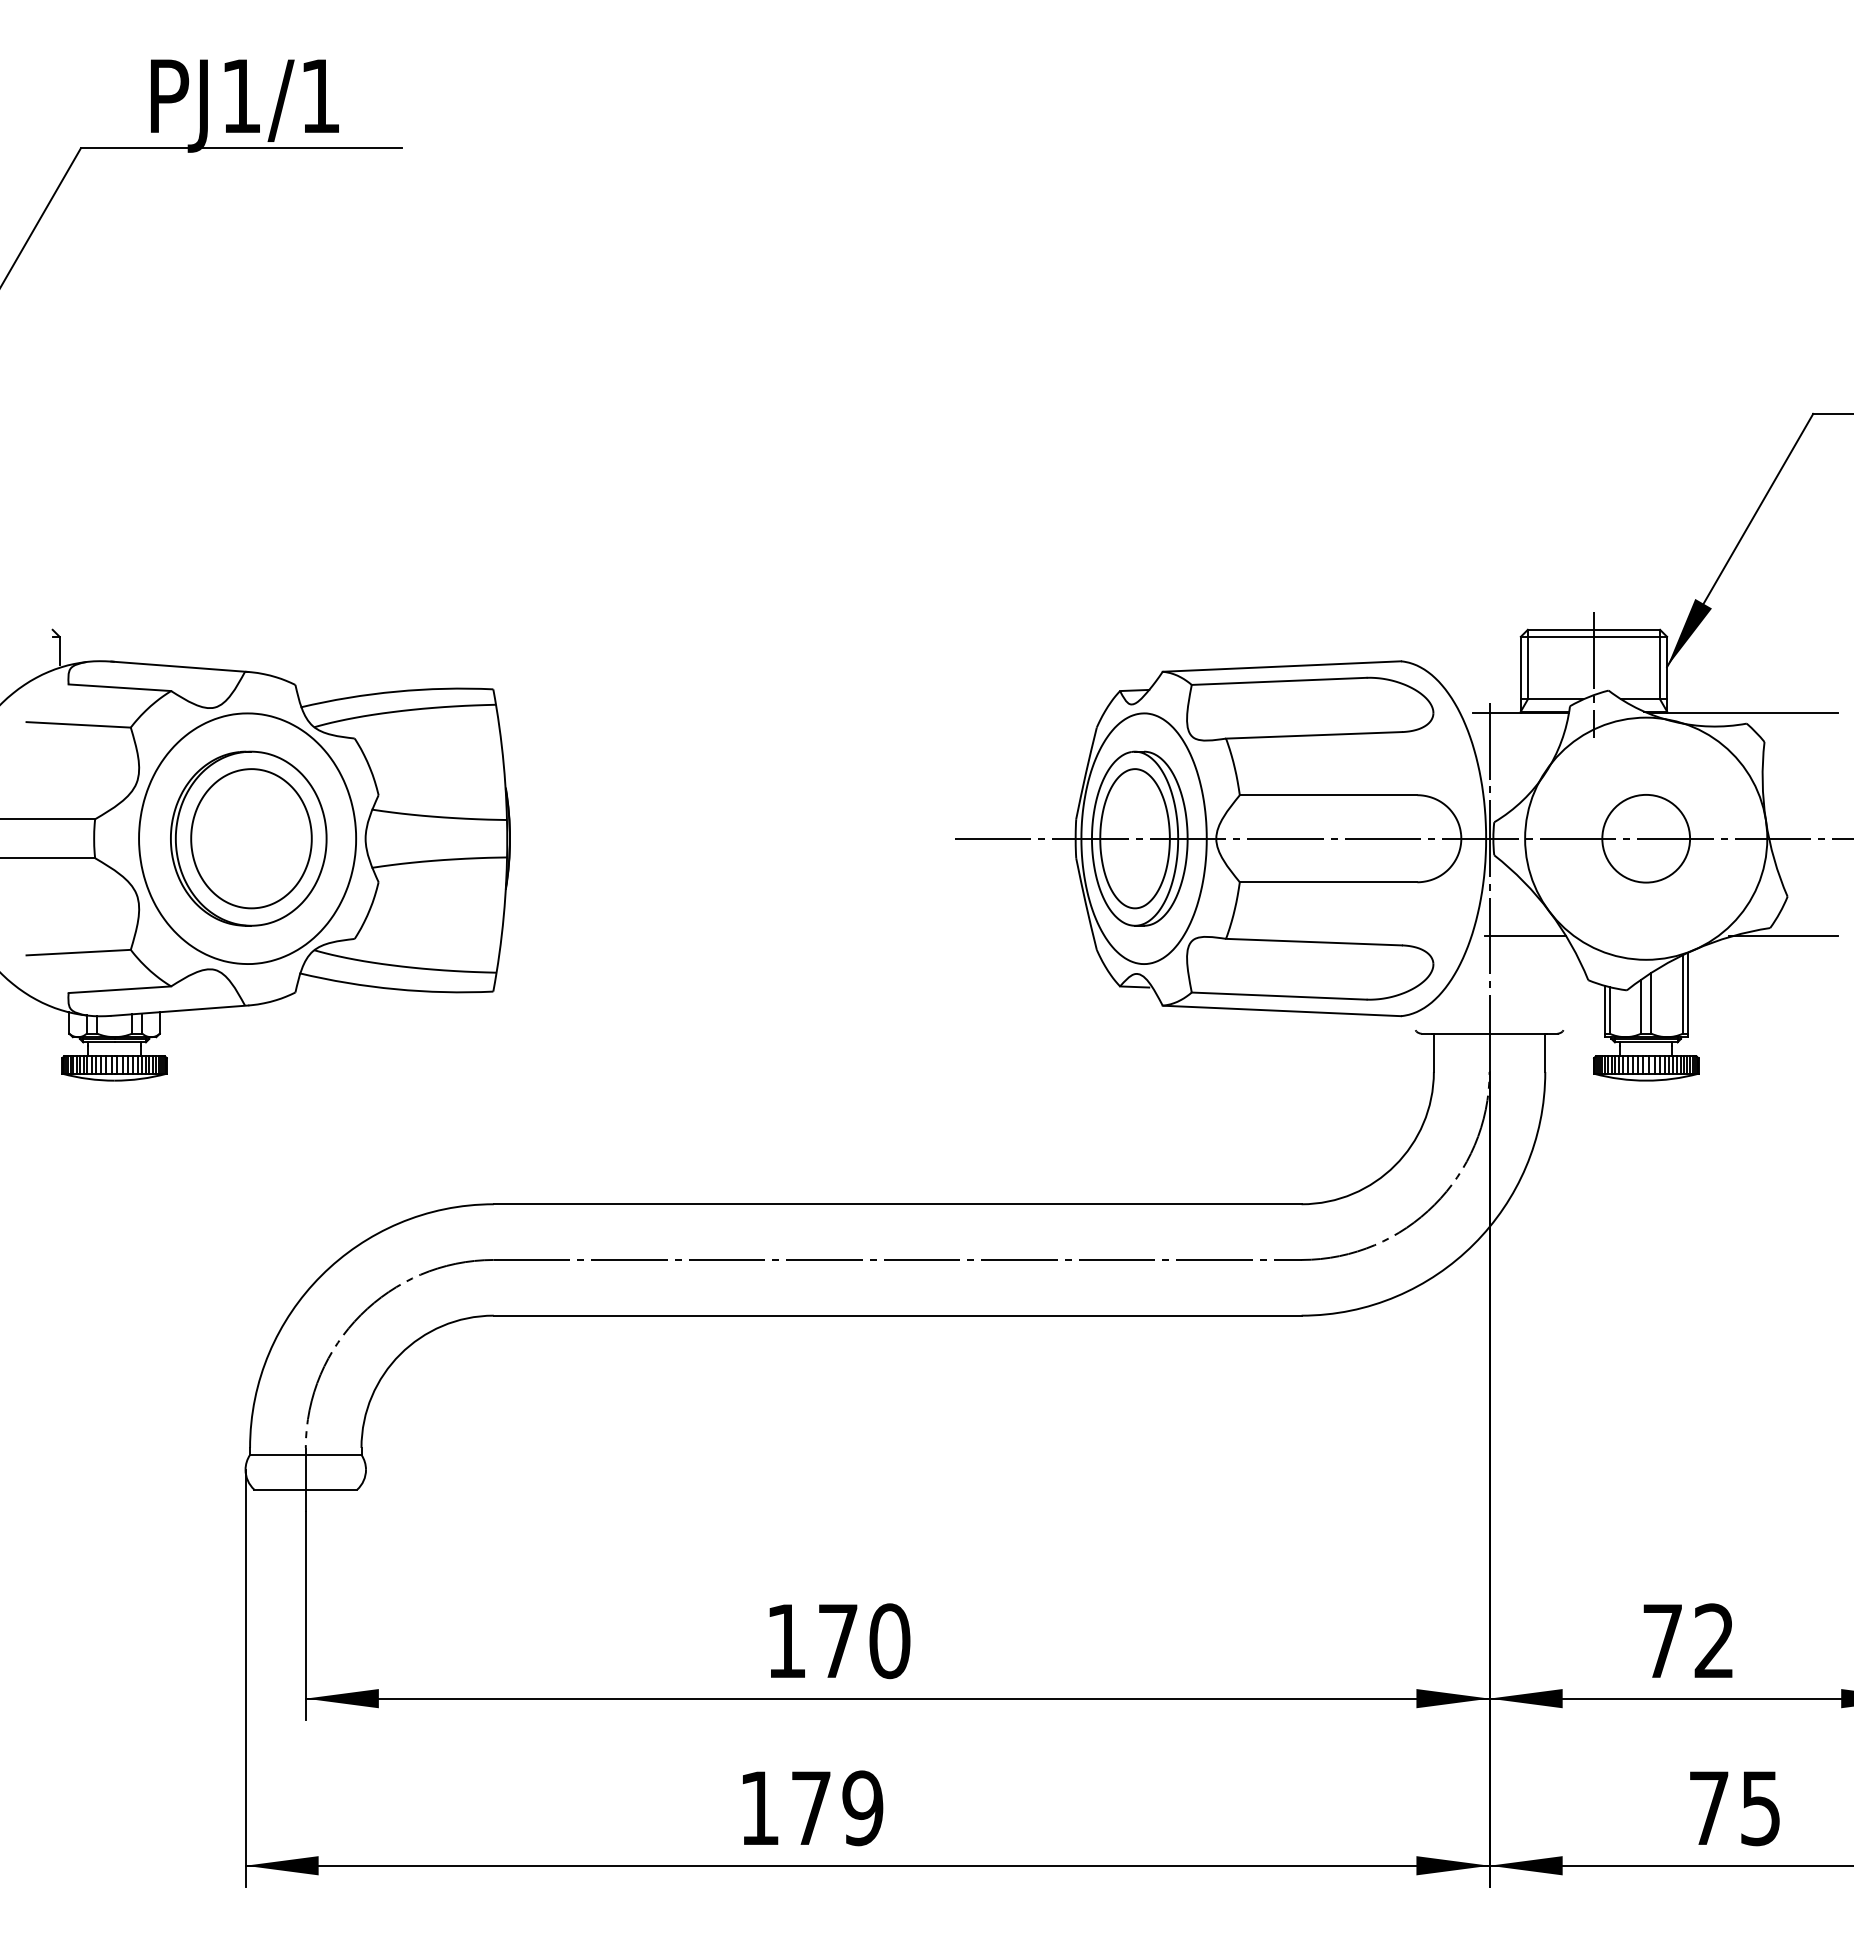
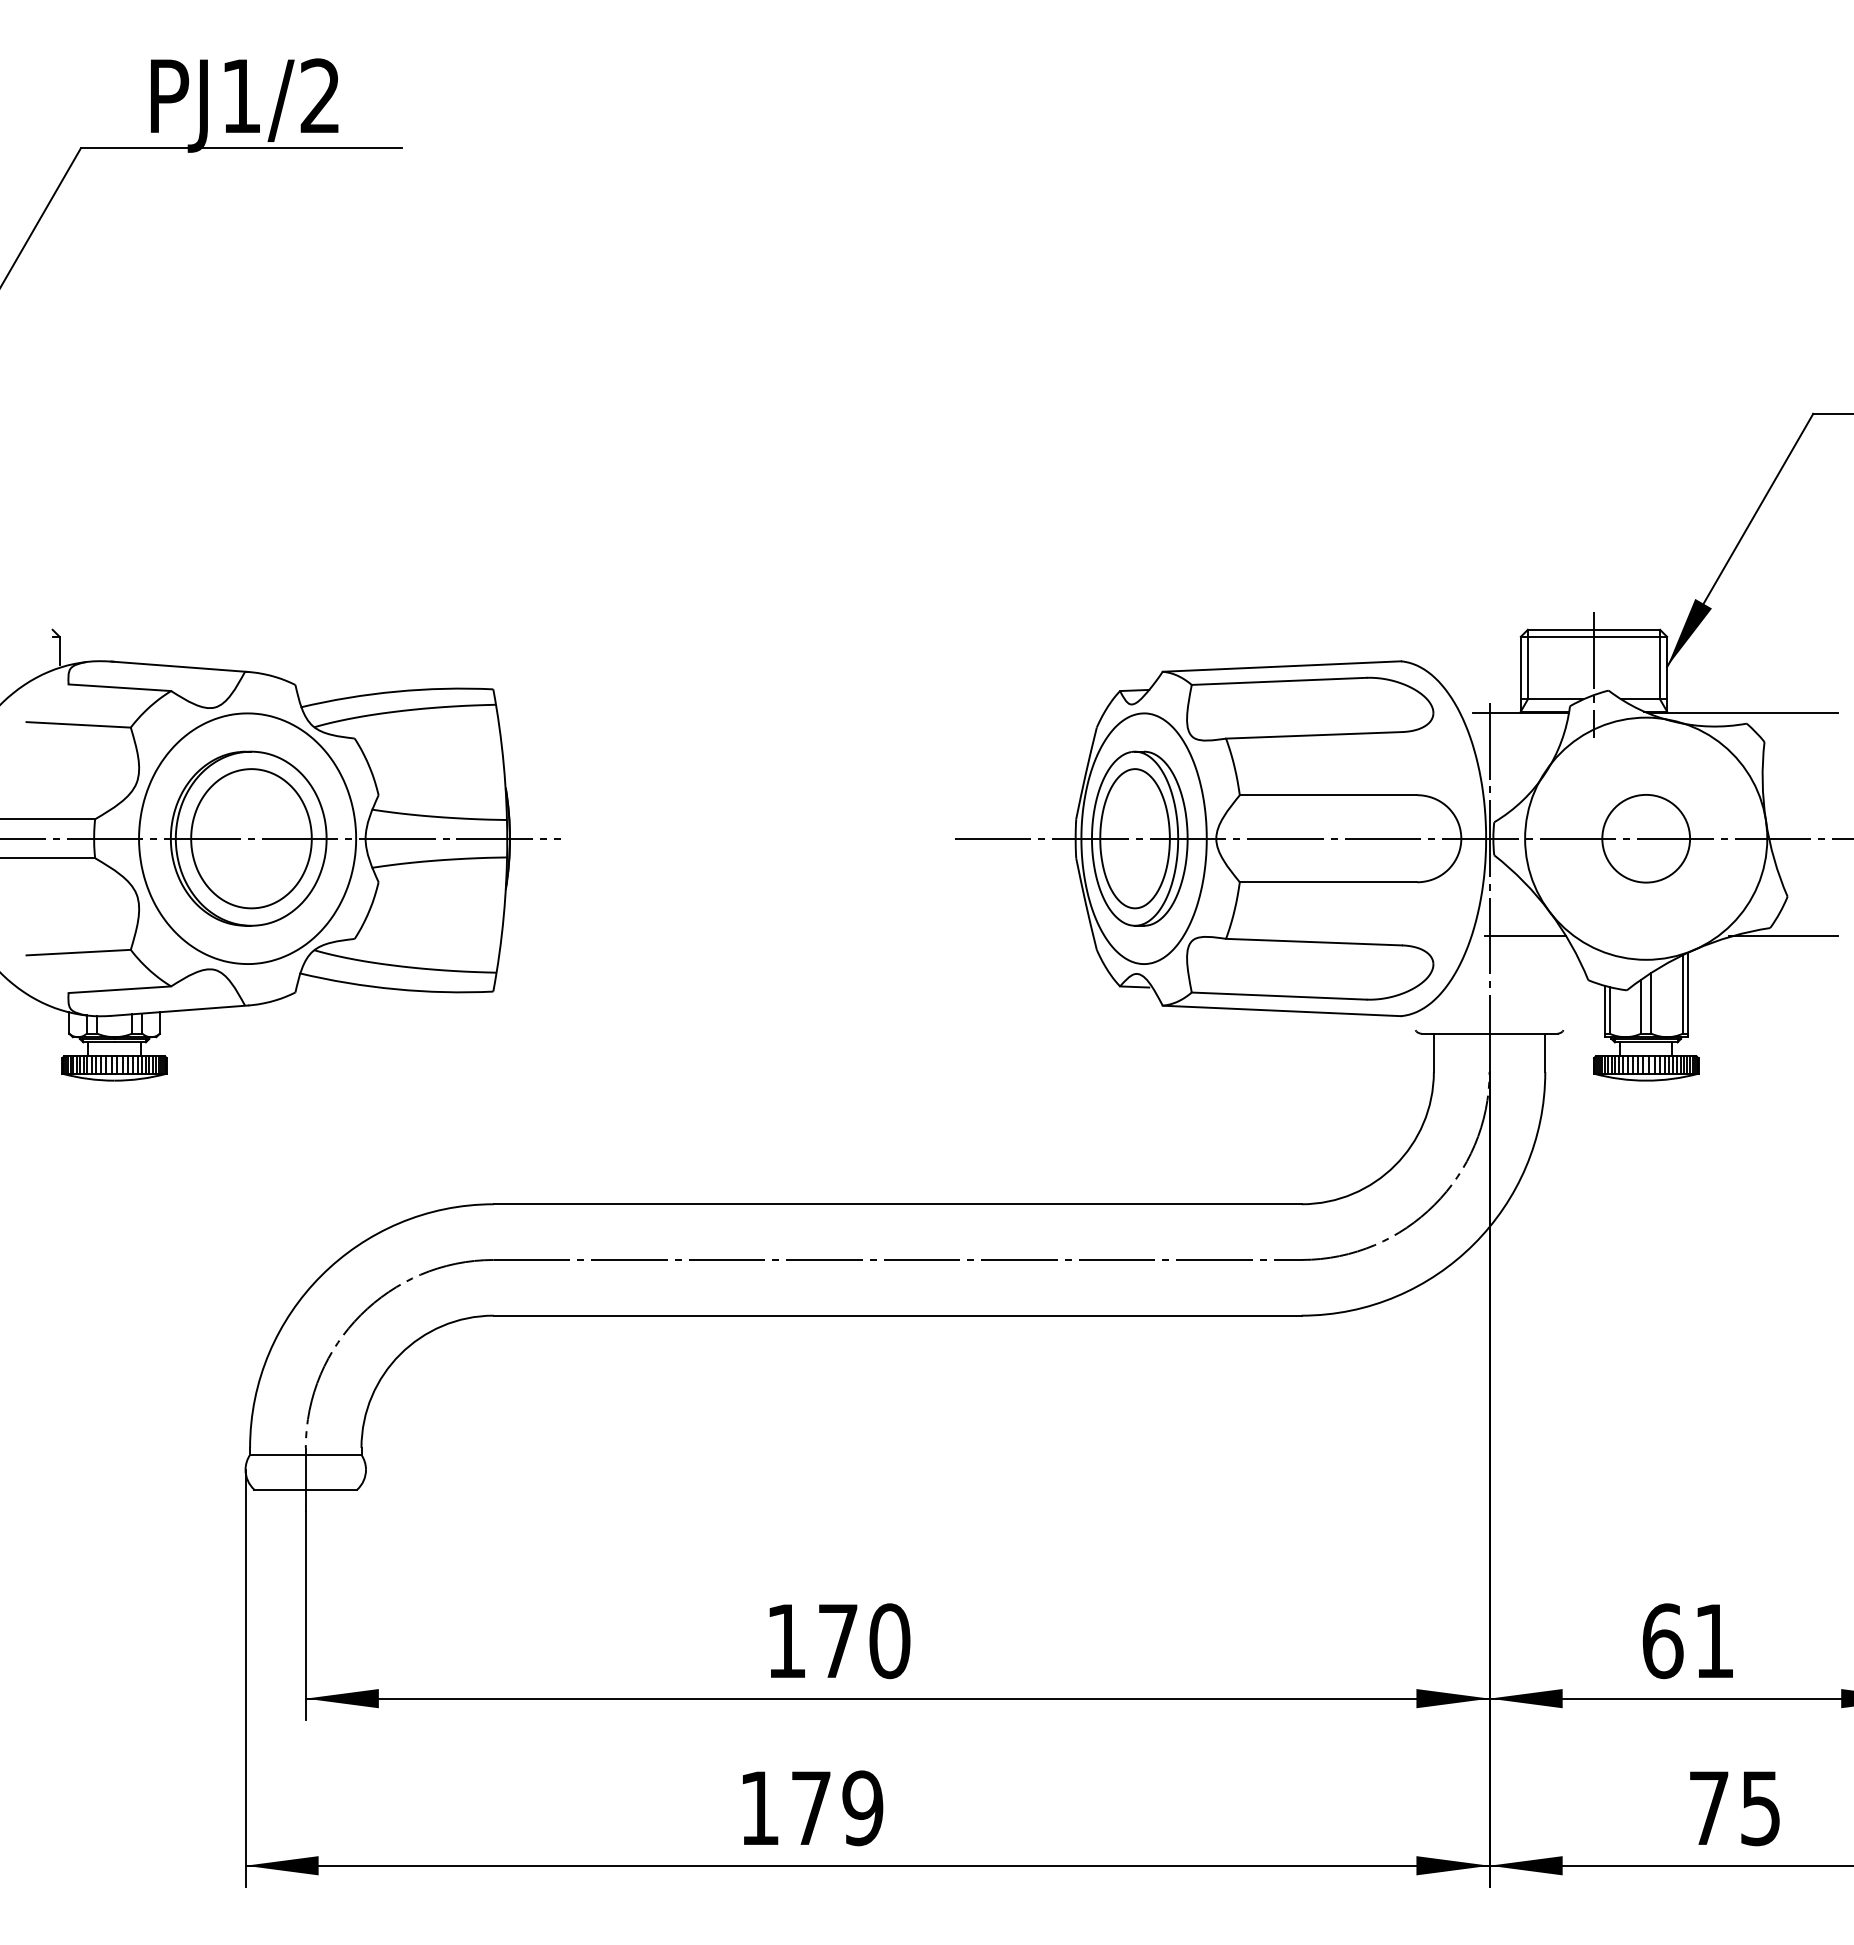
text: PJ1/1 -> PJ1/2 (319, 95)
line: none -> present (281, 838)
text: 72 -> 61 (1687, 1641)
